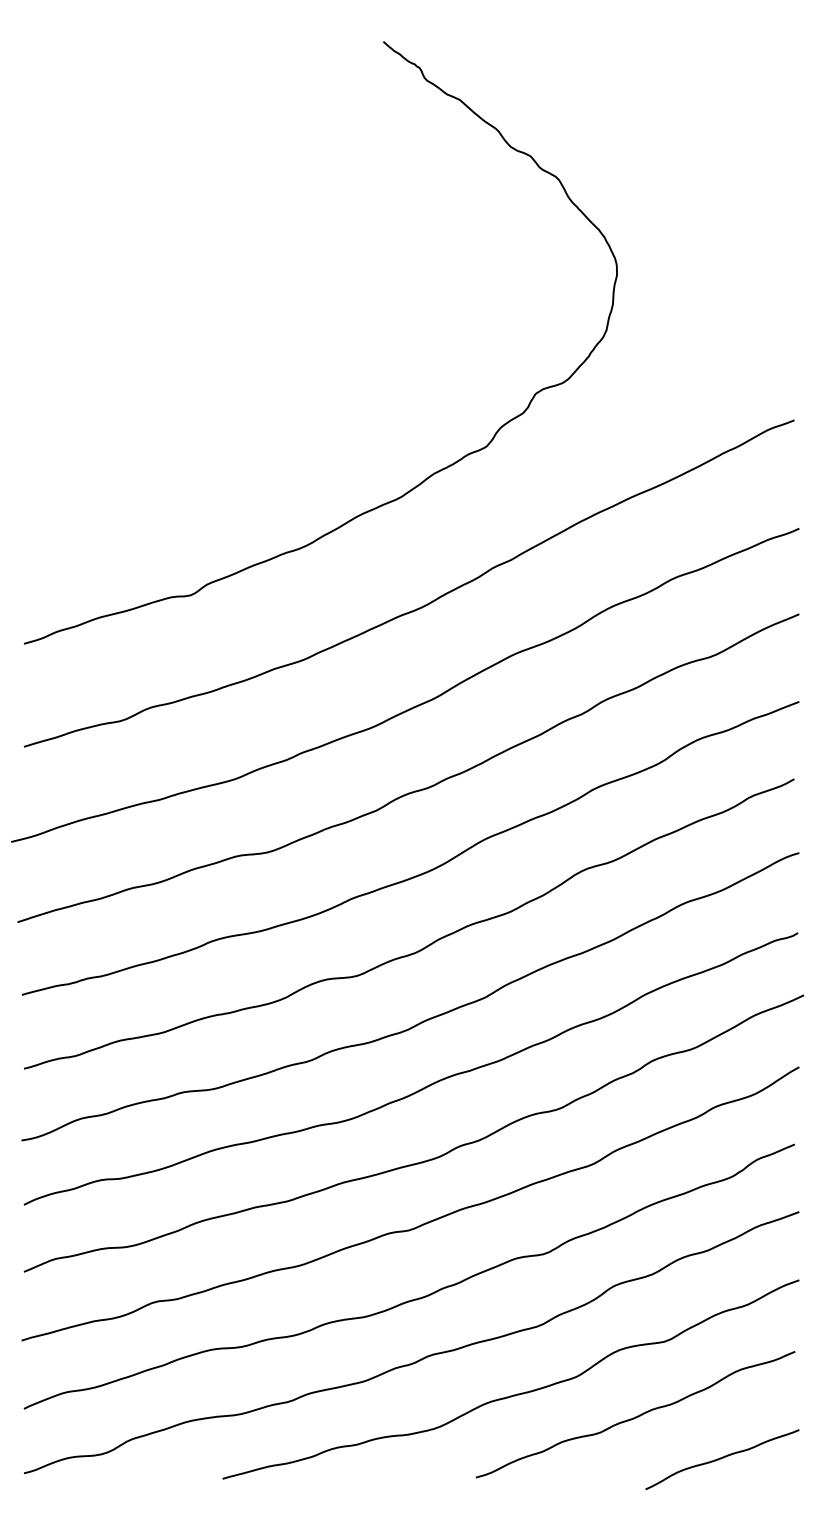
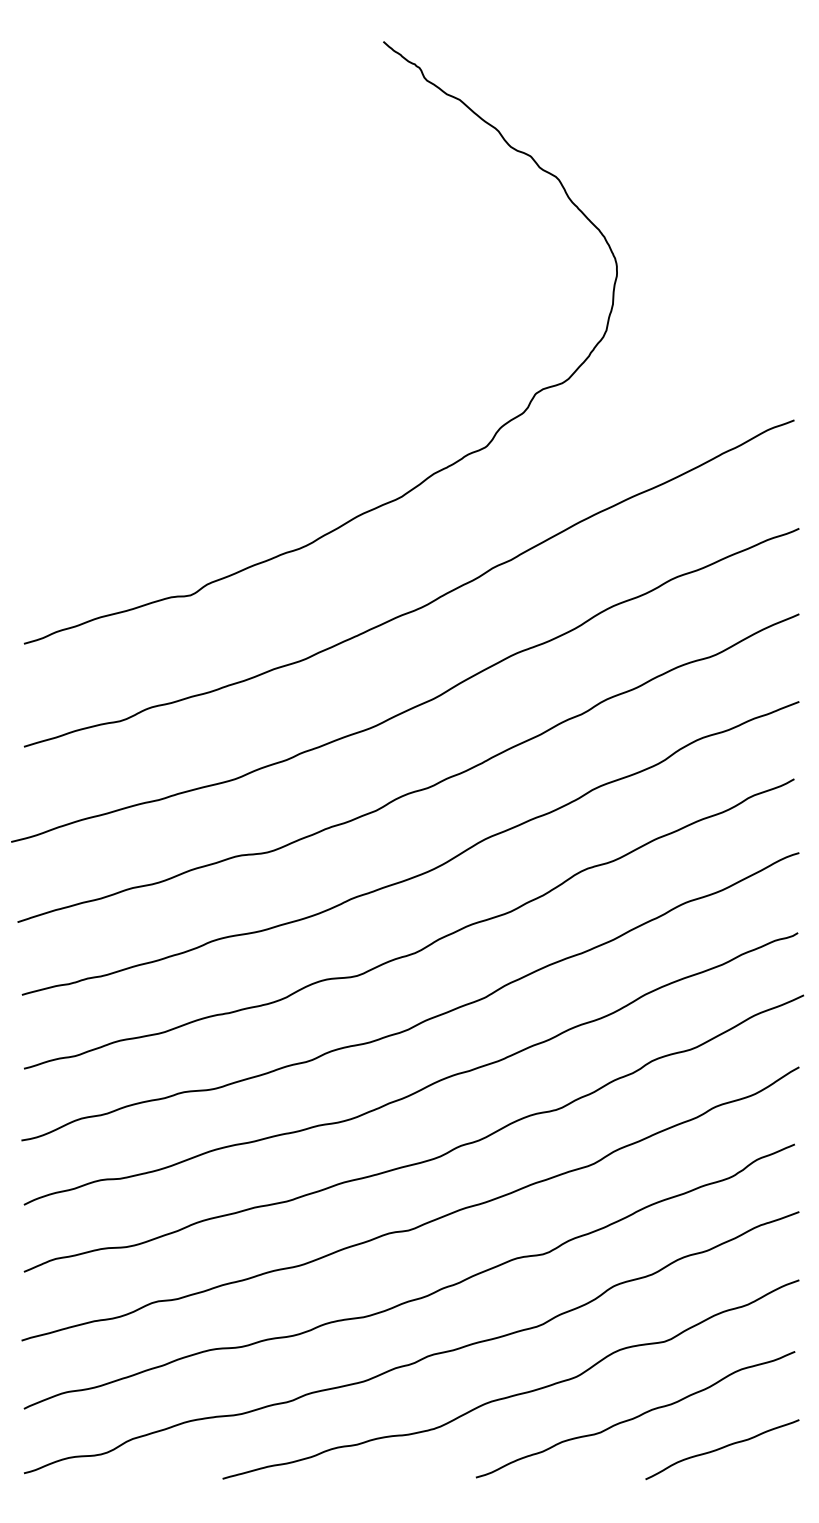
curve position: (722, 1458) -> (722, 1448) (722, 1448)
